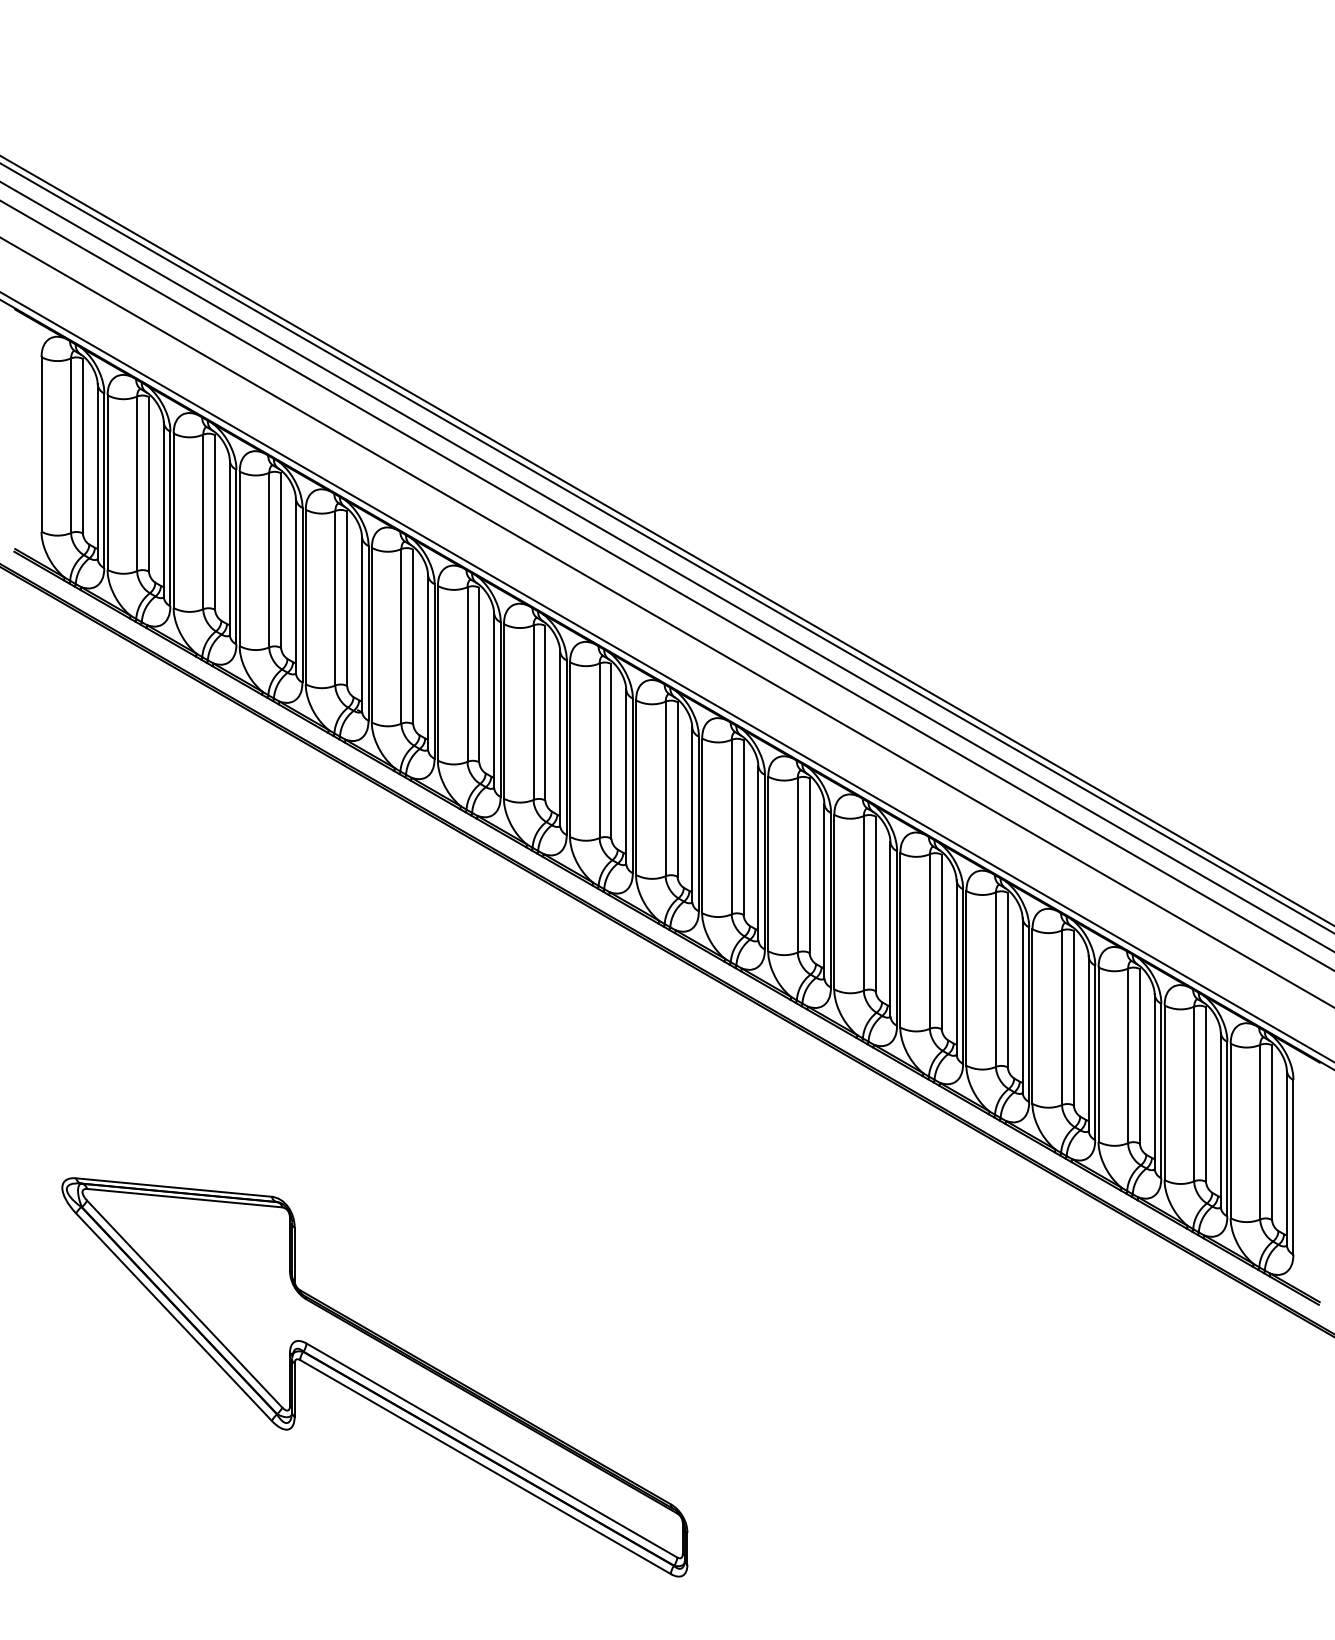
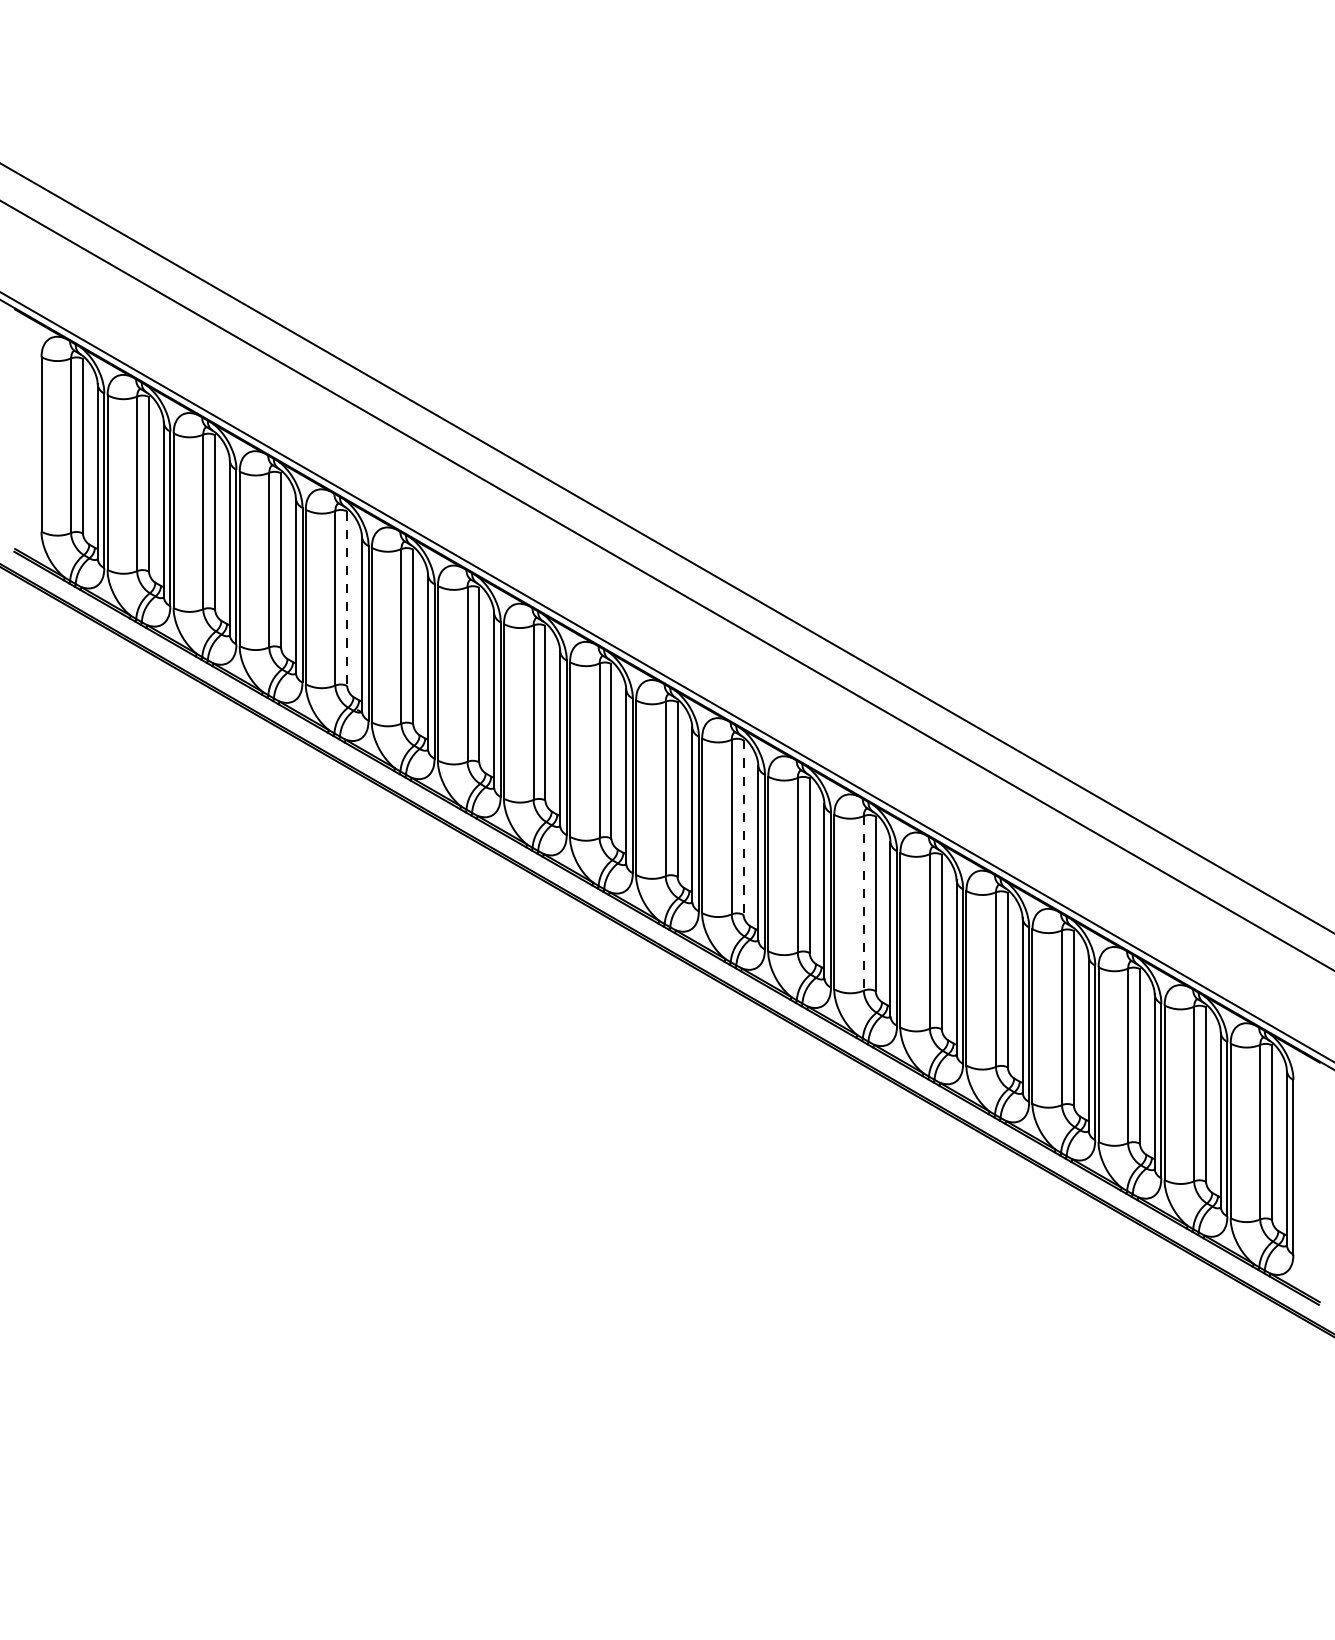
line: present -> none (666, 540)
line: present -> none (666, 566)
line: solid -> dashed (347, 599)
line: present -> none (666, 622)
line: solid -> dashed (743, 828)
line: solid -> dashed (863, 903)
part: present -> none (374, 1377)
